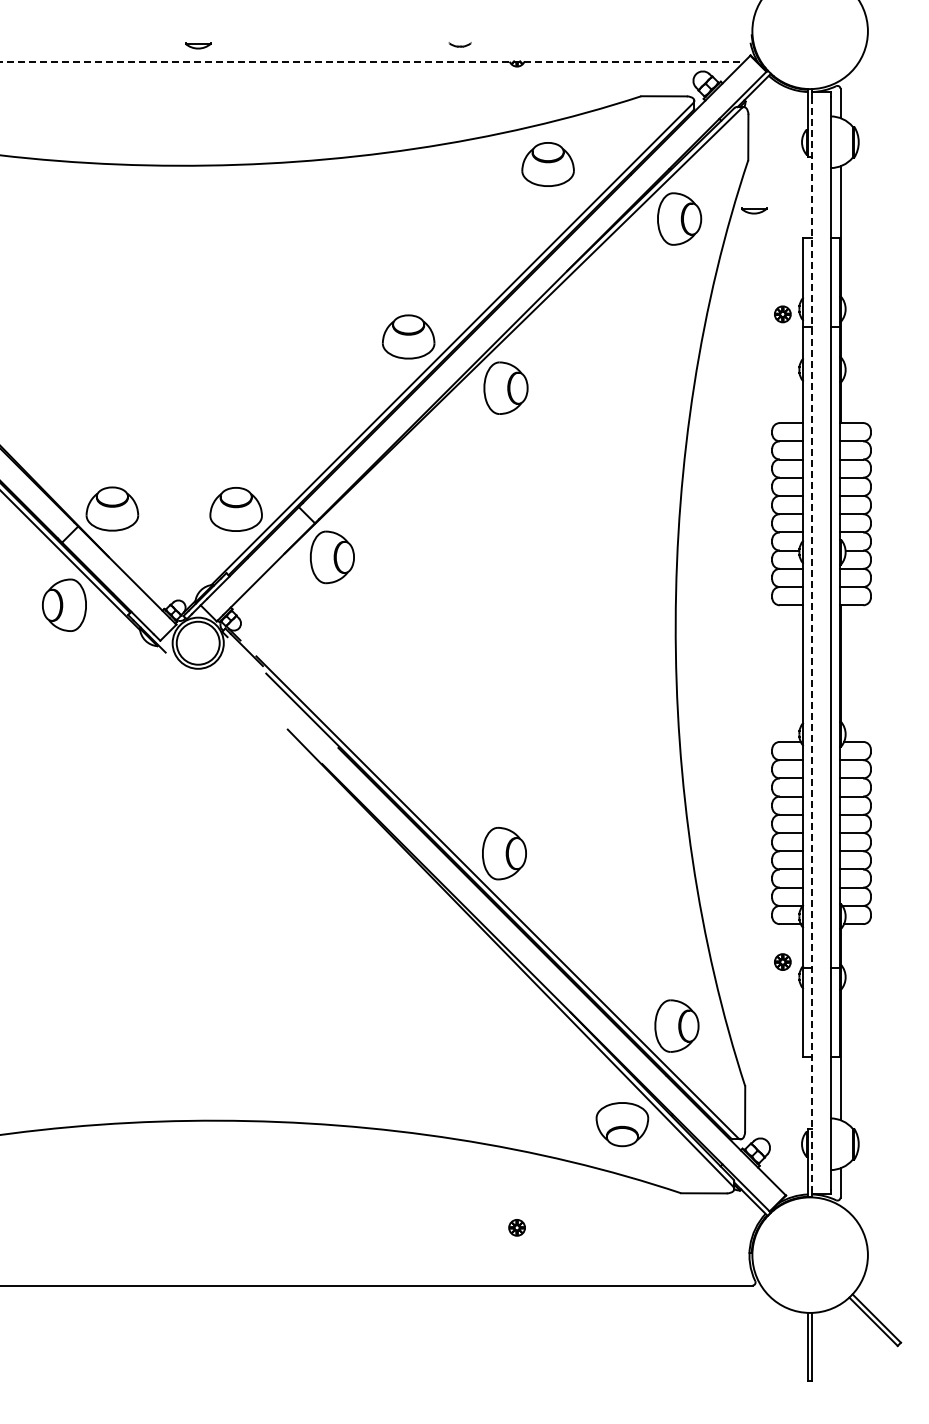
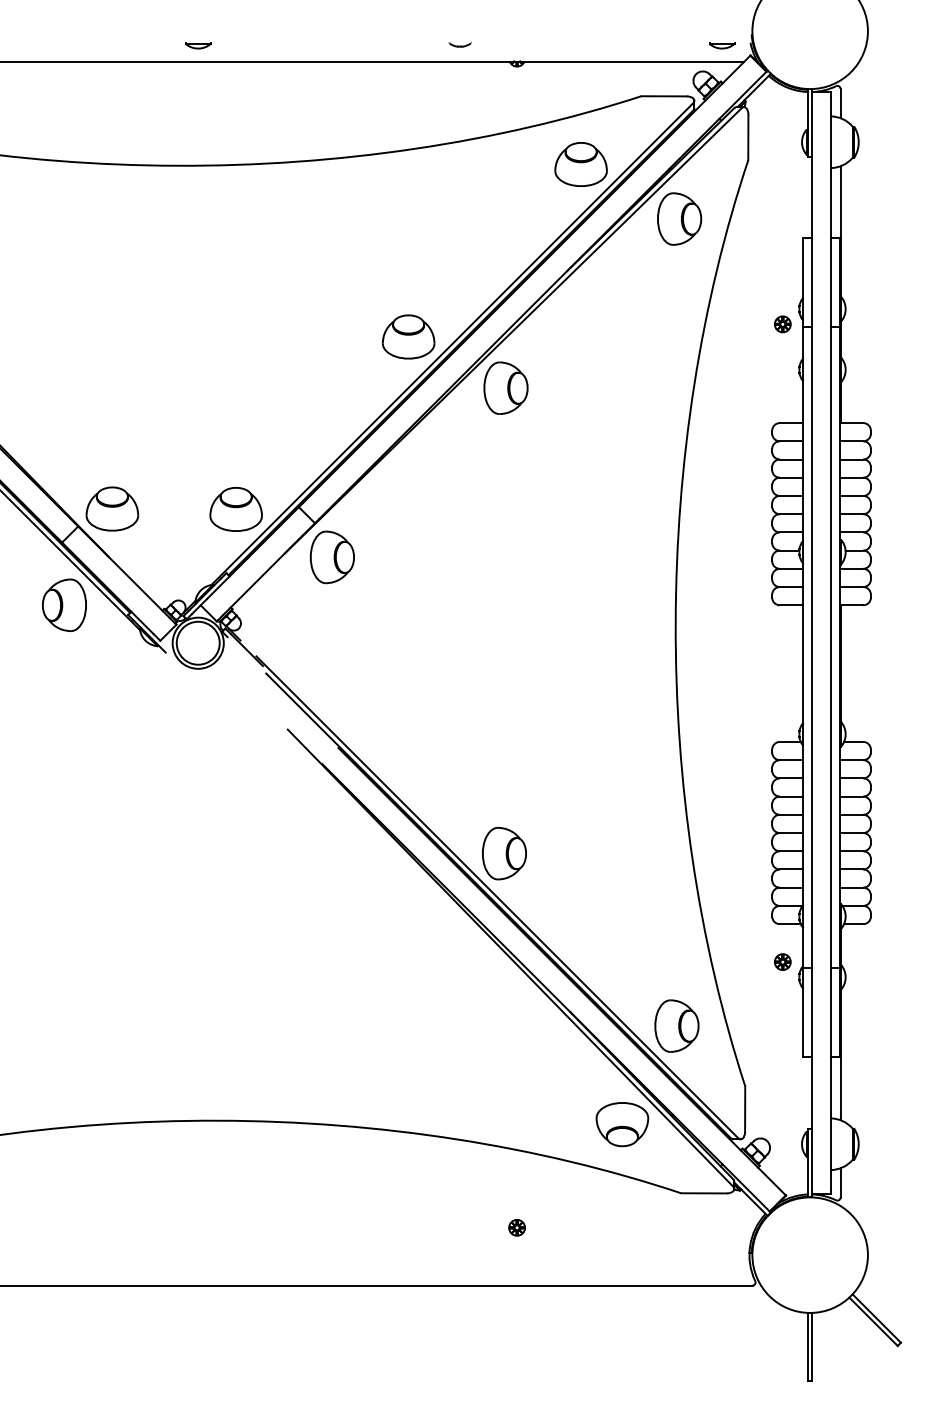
line: dashed -> solid (372, 61)
part position: (547, 164) -> (580, 164) (580, 164)
part position: (754, 210) -> (722, 45) (722, 45)
part position: (782, 314) -> (782, 324) (782, 324)
line: dashed -> solid (812, 643)
